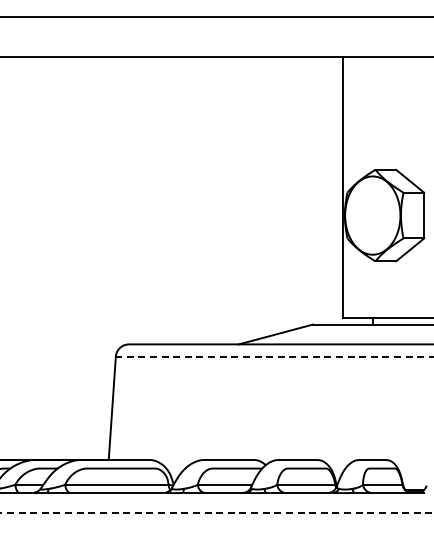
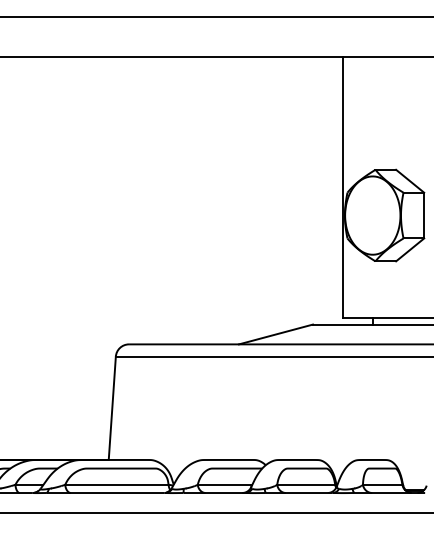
line: dashed -> solid (274, 356)
line: dashed -> solid (216, 513)
